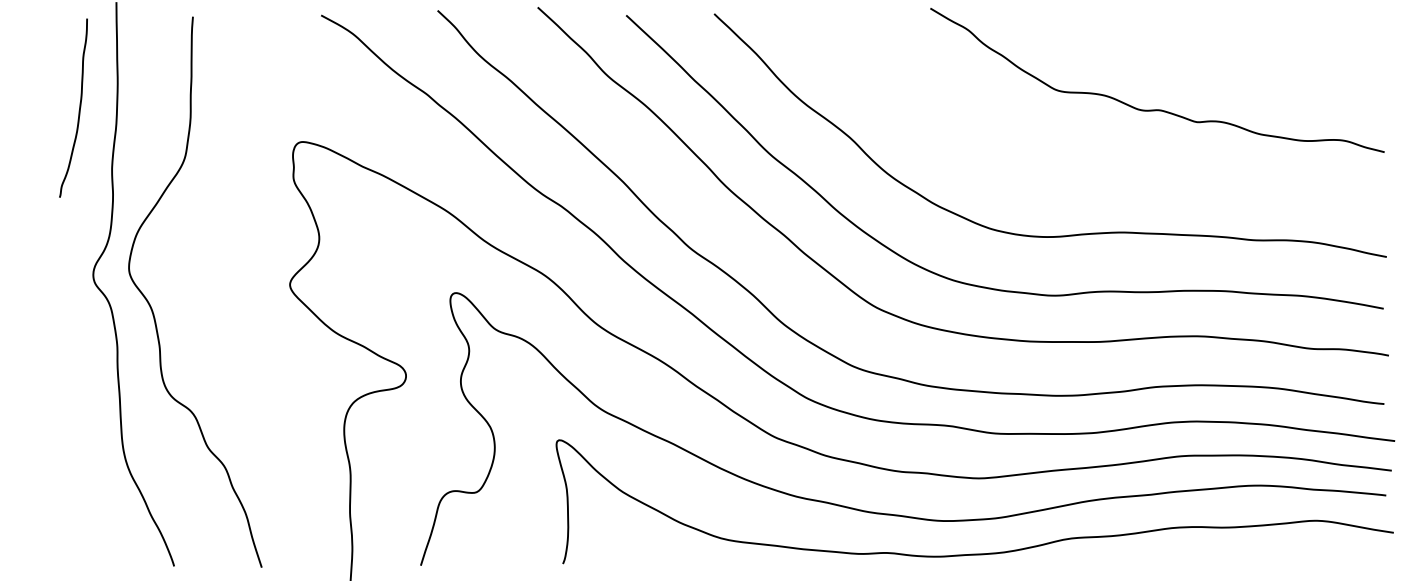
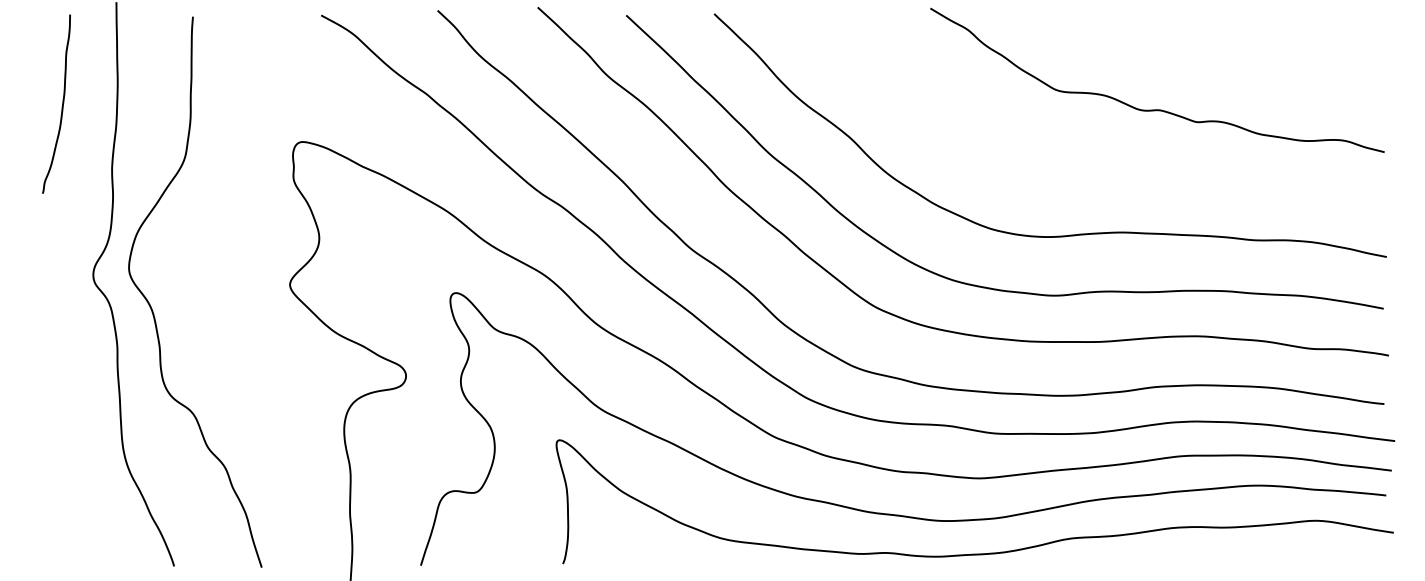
curve position: (78, 110) -> (61, 106) (61, 106)
